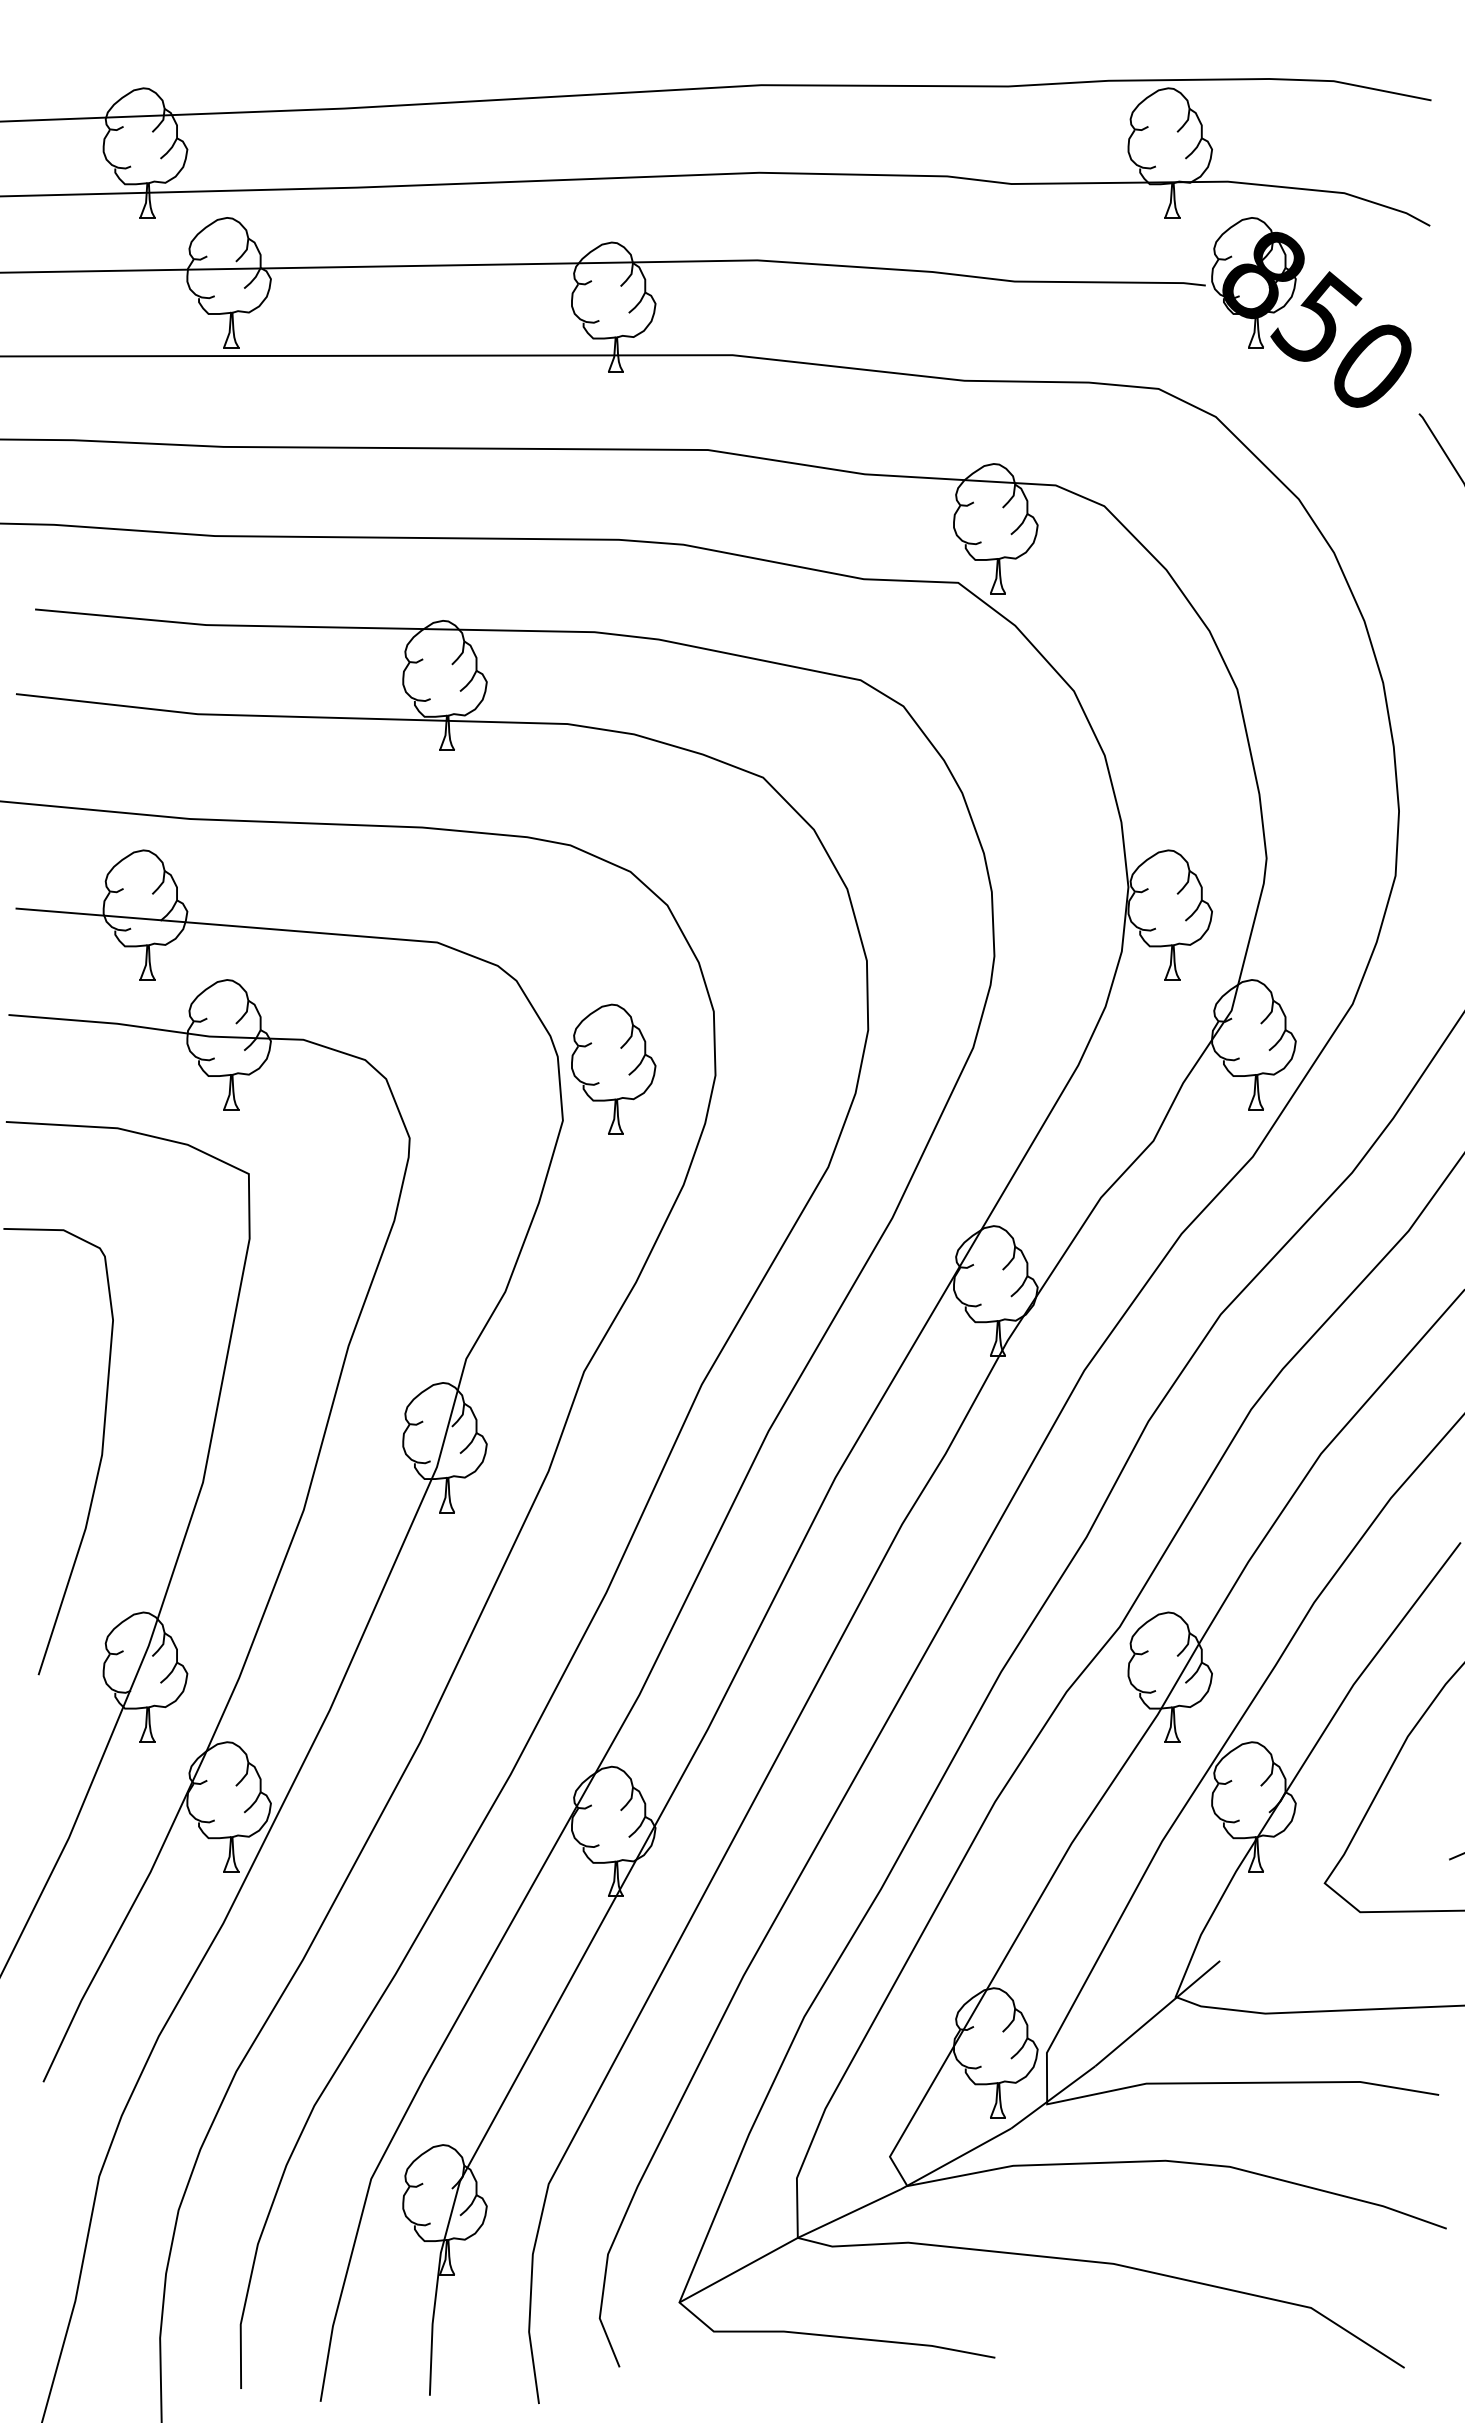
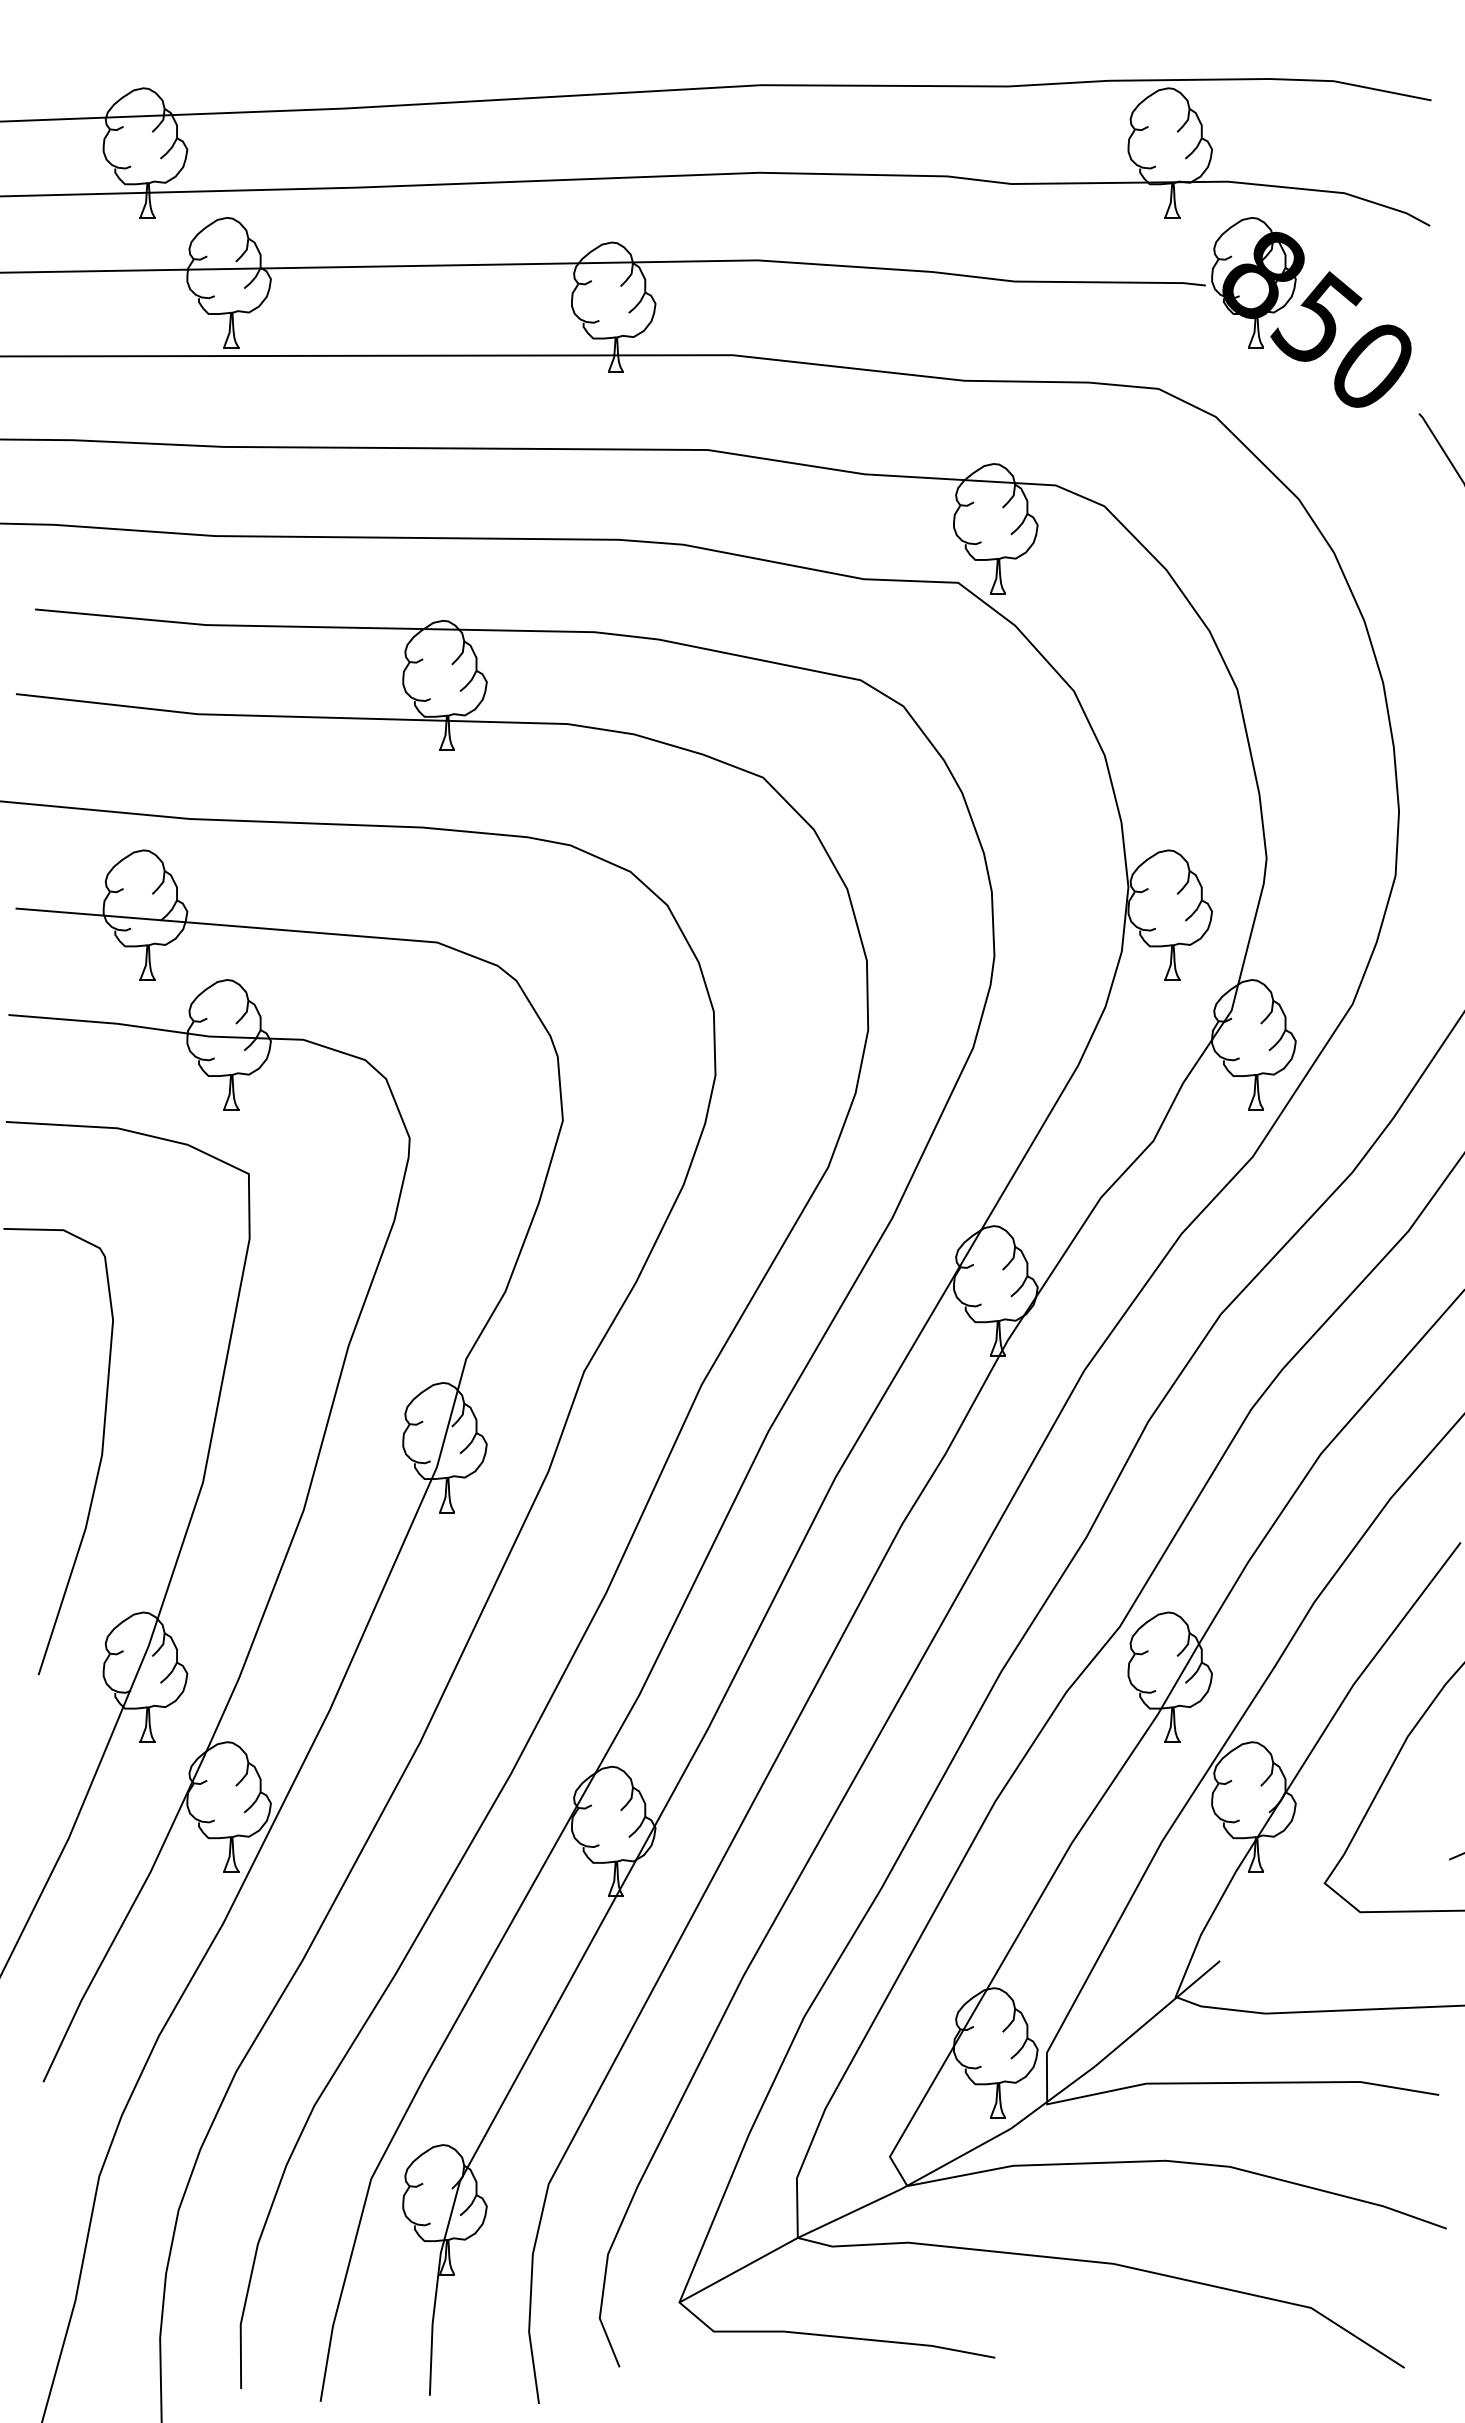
part: present -> none (613, 1068)
